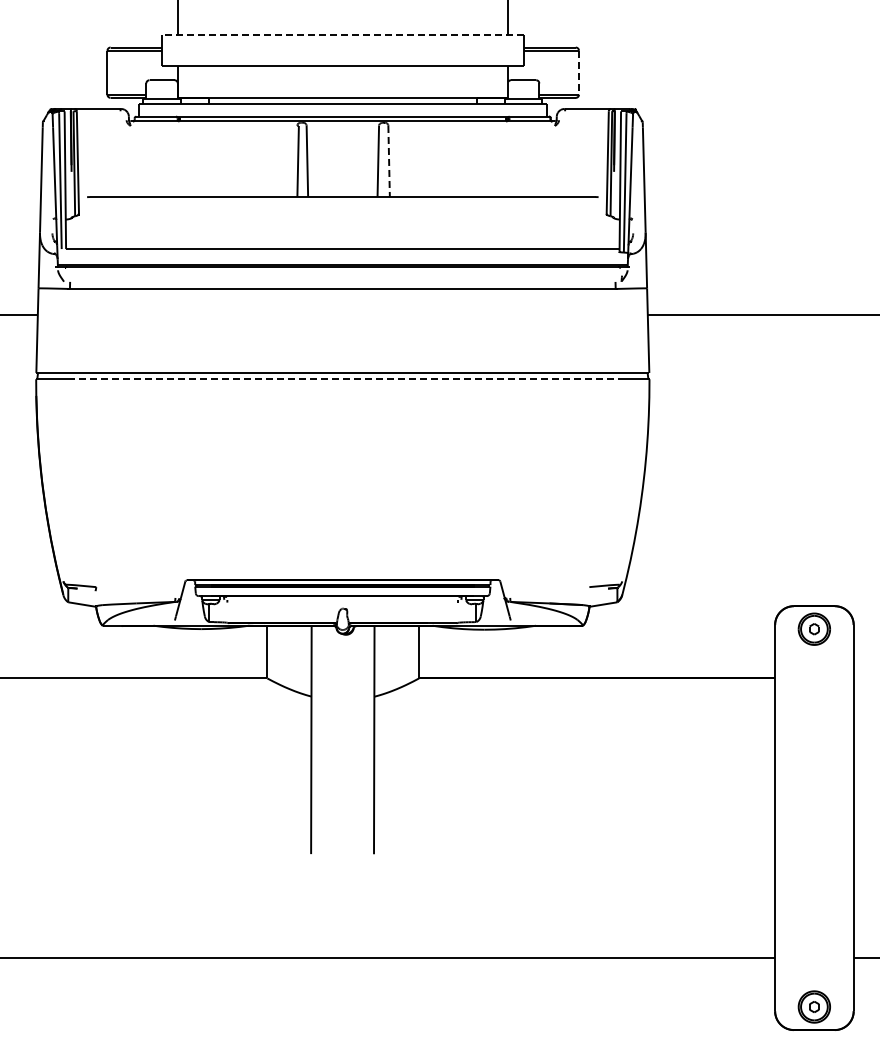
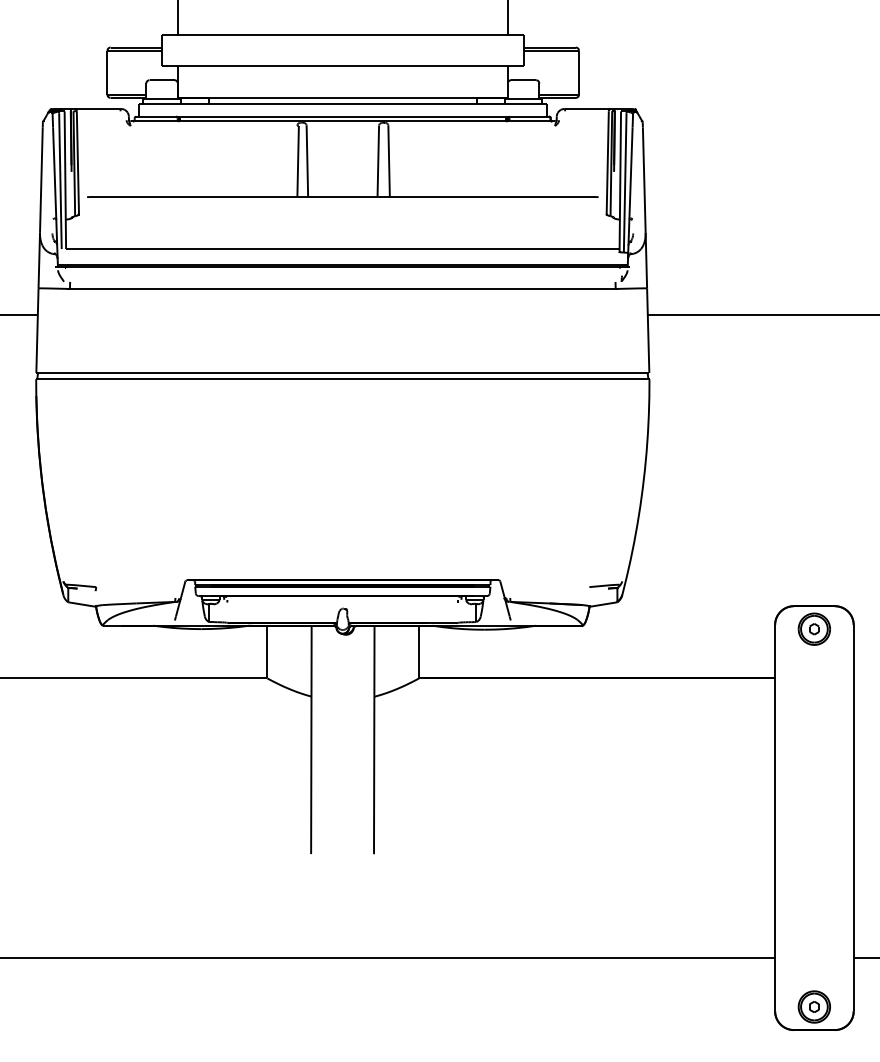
line: dashed -> solid (343, 35)
line: dashed -> solid (578, 73)
line: dashed -> solid (389, 161)
line: dashed -> solid (343, 379)
